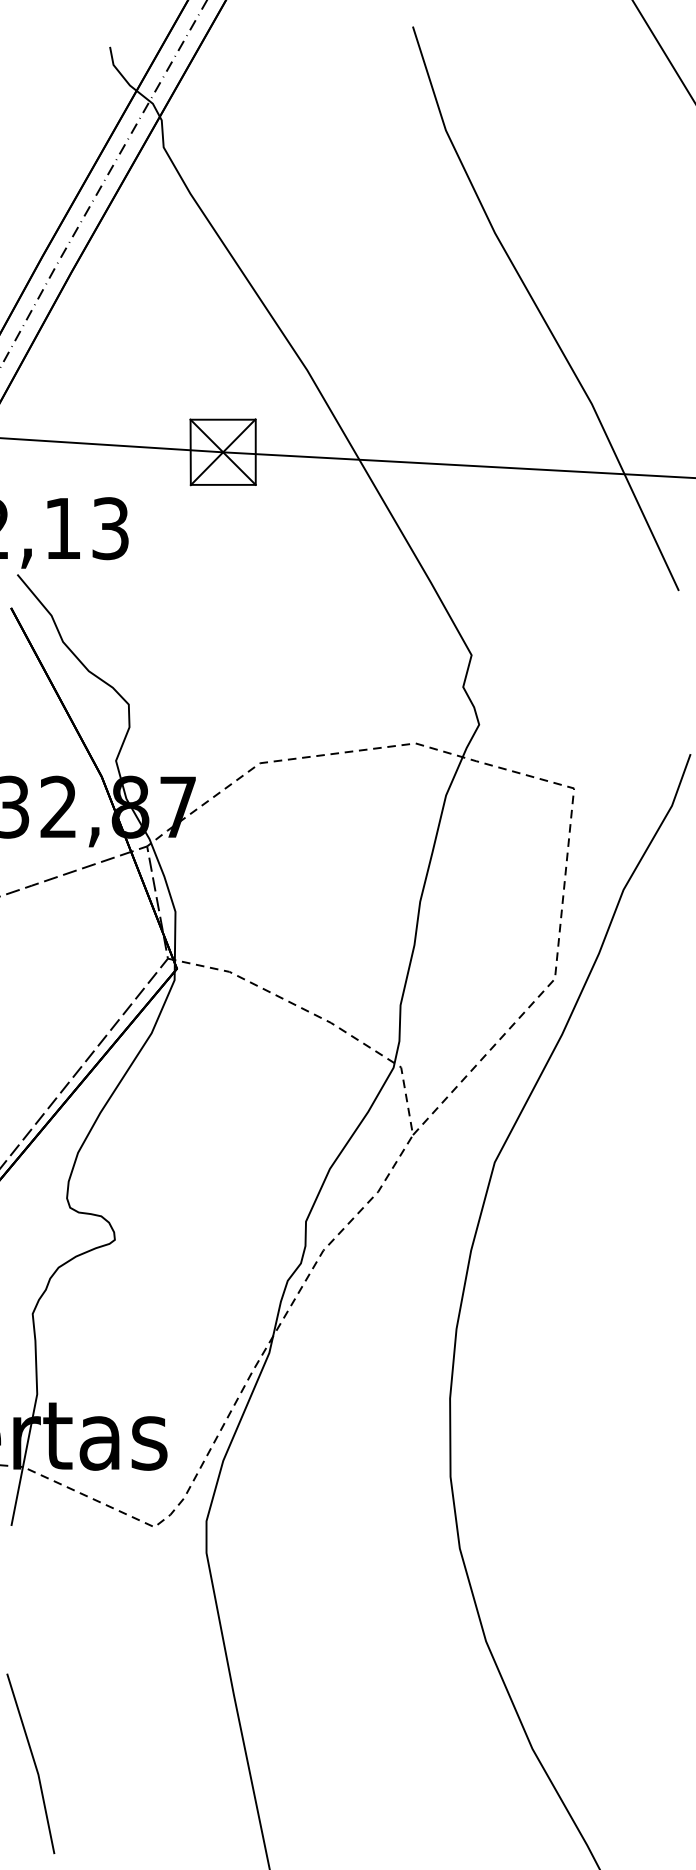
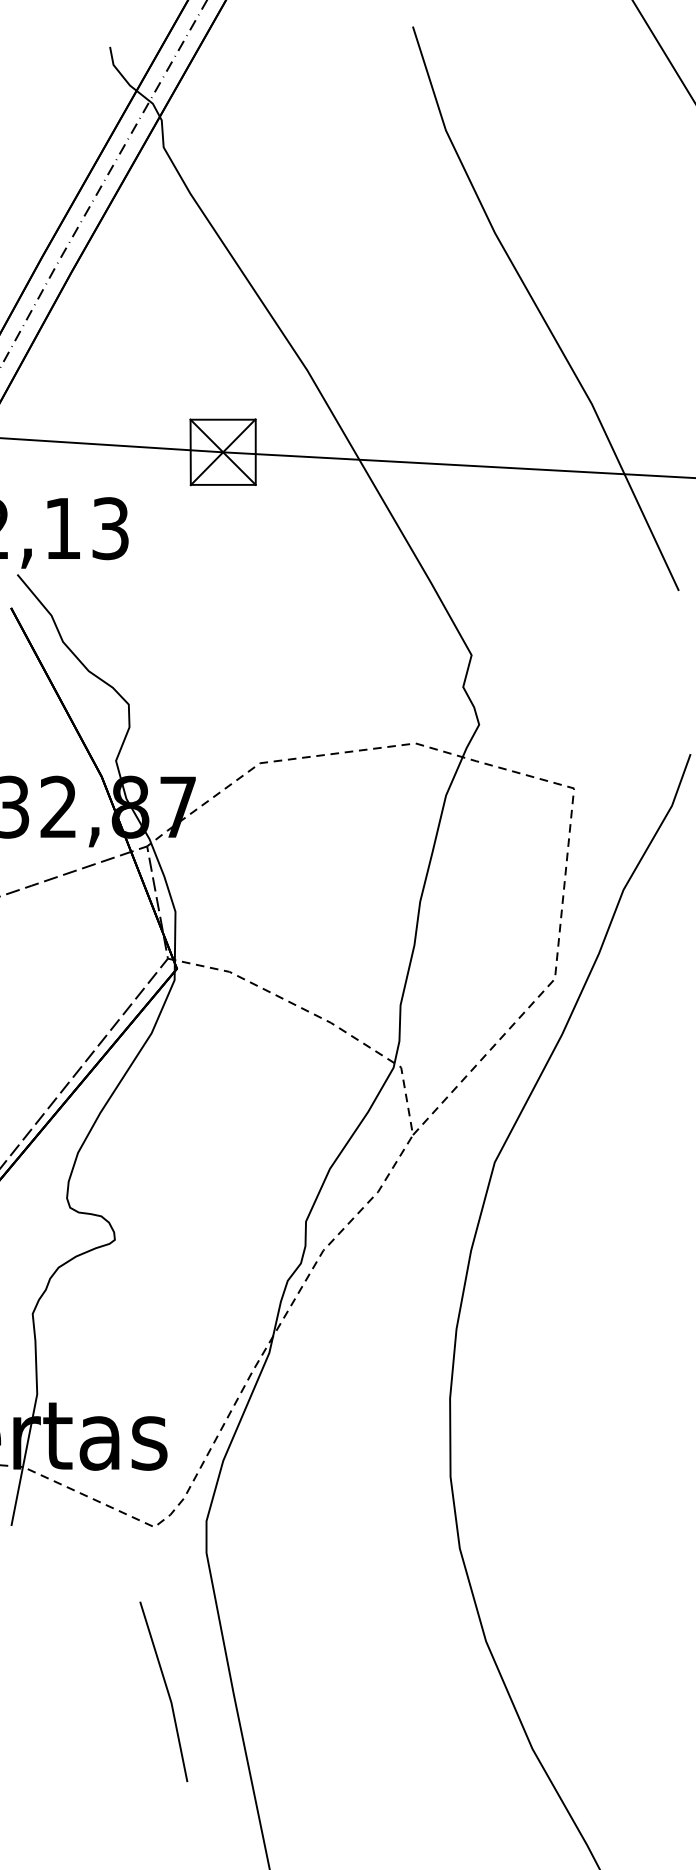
line position: (33, 1762) -> (166, 1690) (166, 1690)
